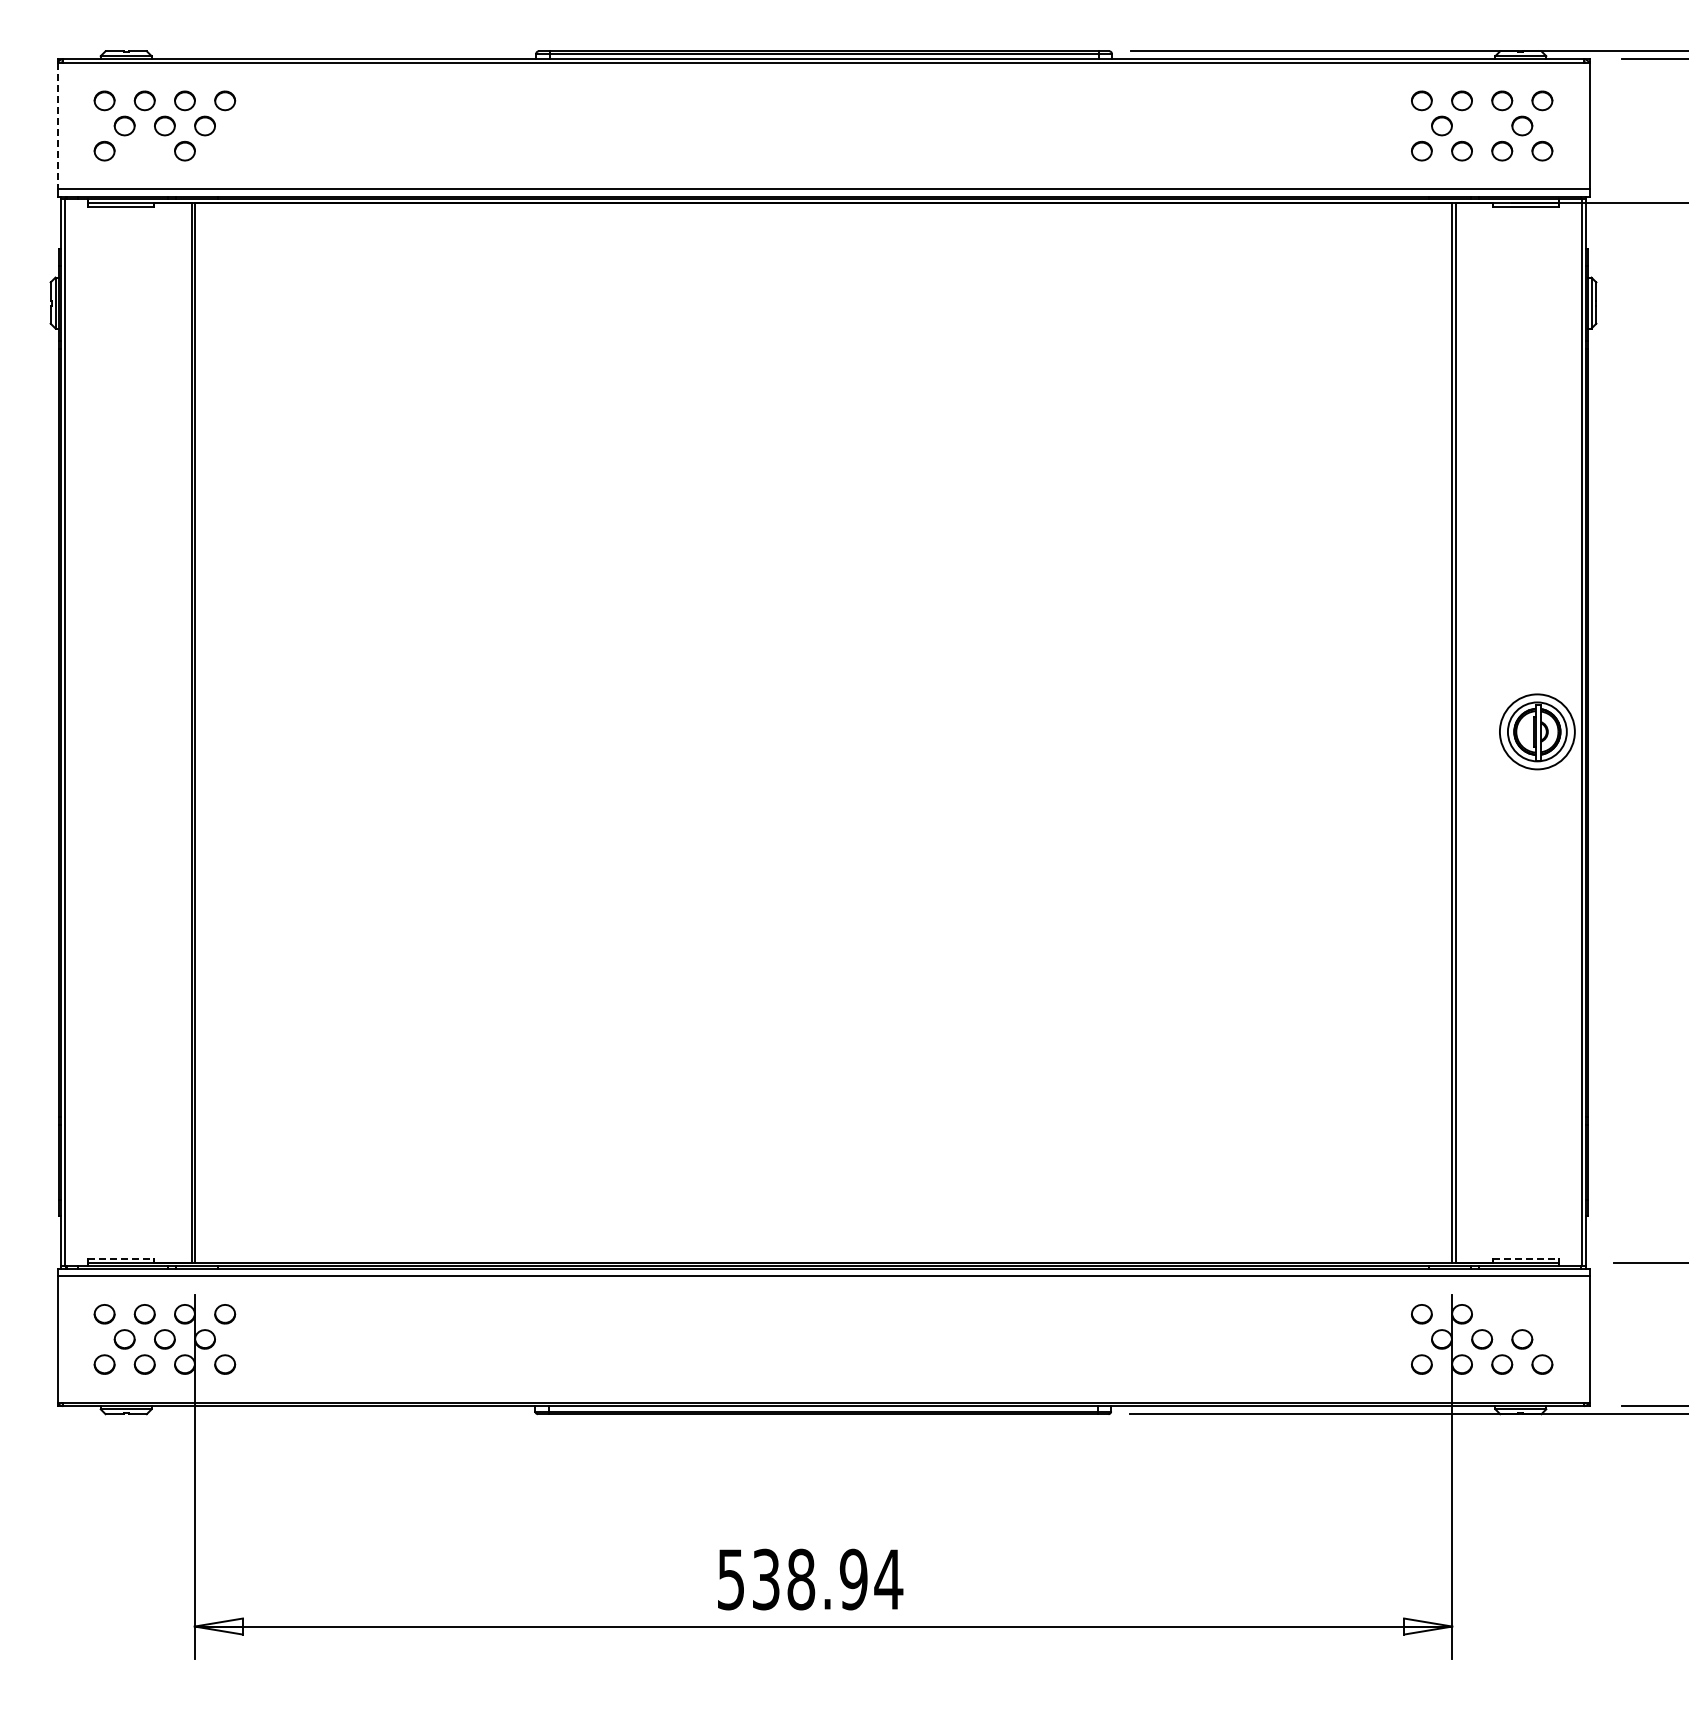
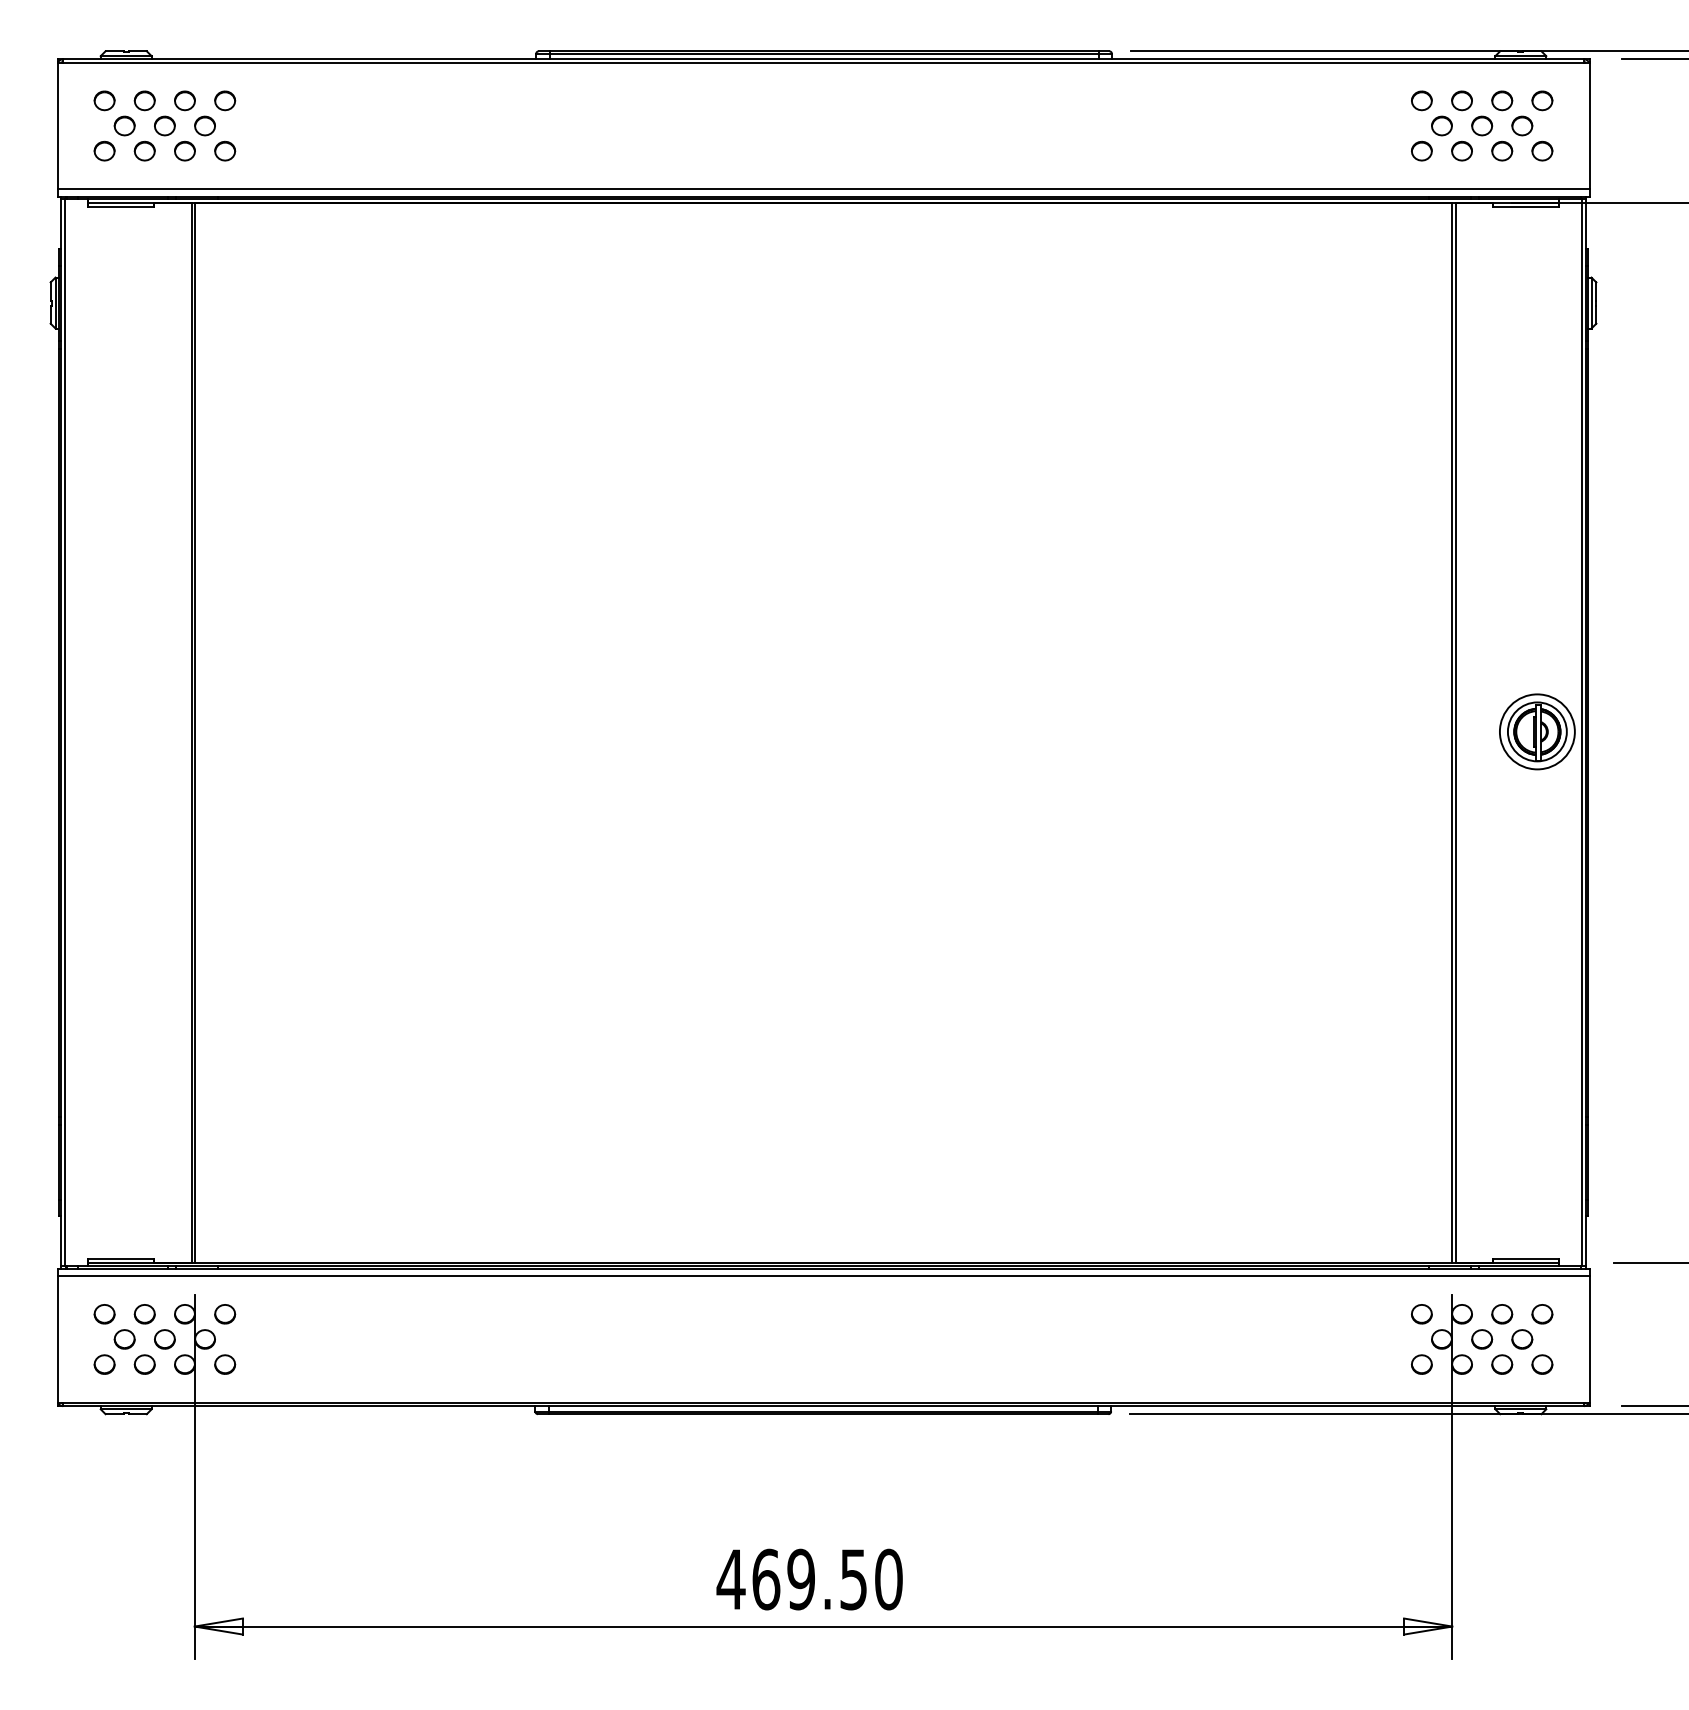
part: none -> present (1482, 125)
line: dashed -> solid (57, 126)
part: none -> present (144, 150)
part: none -> present (225, 150)
line: dashed -> solid (121, 1258)
line: dashed -> solid (1526, 1258)
part: none -> present (1502, 1314)
part: none -> present (1542, 1314)
text: 538.94 -> 469.50 (809, 1579)
